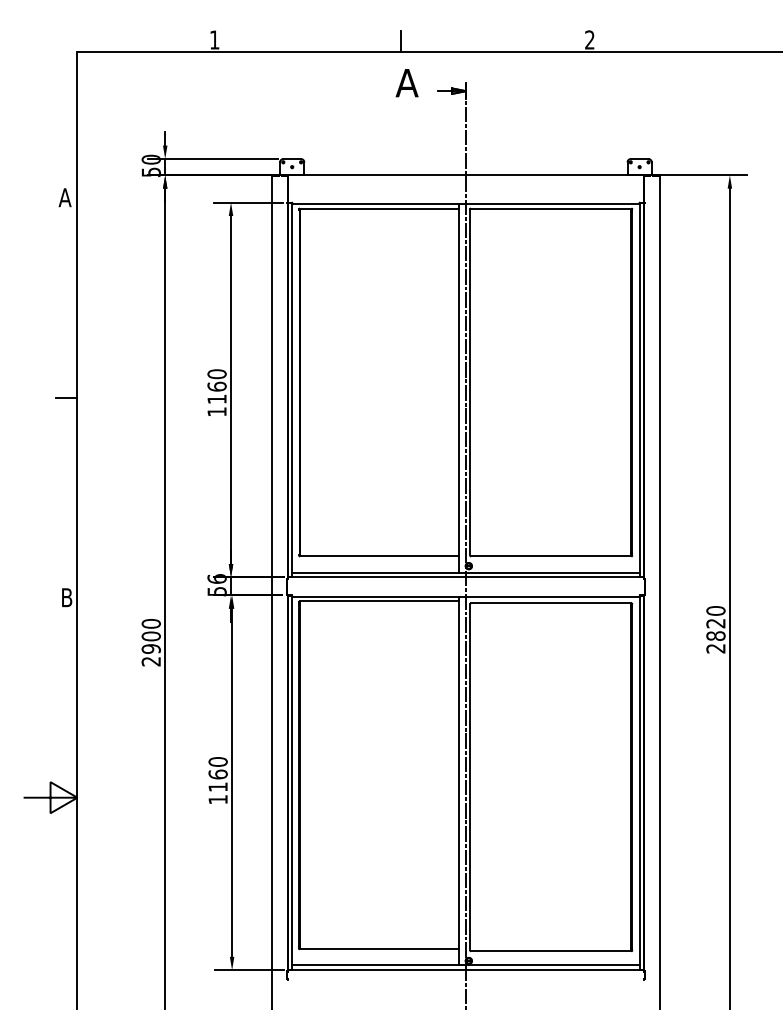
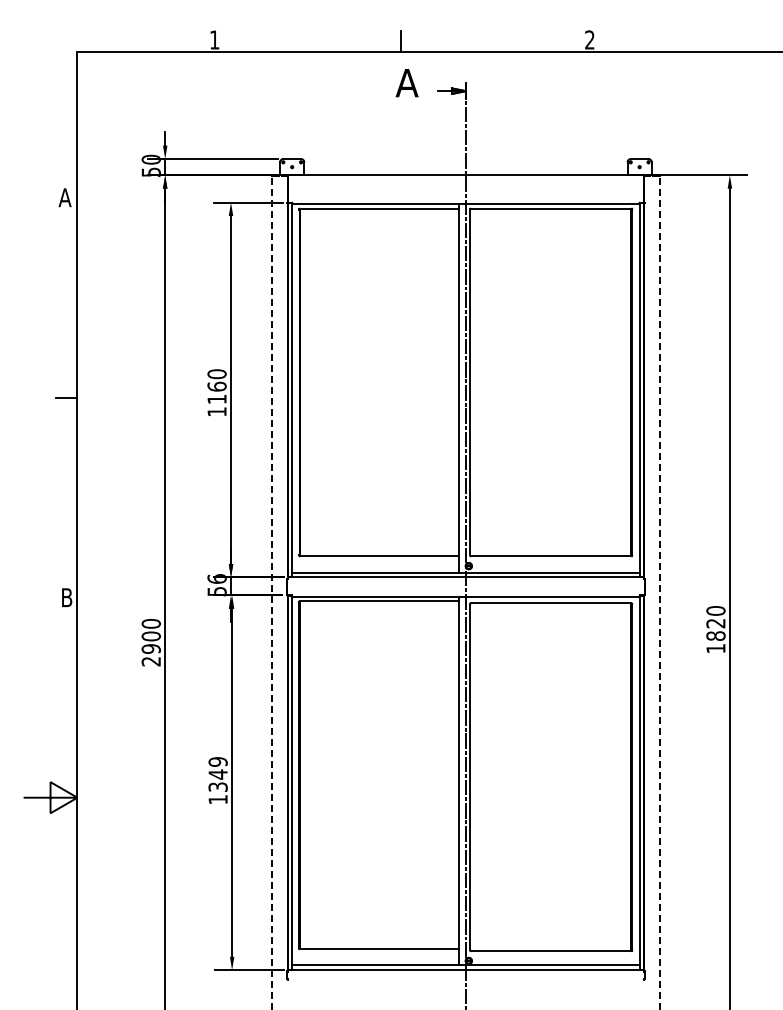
line: solid -> dashed (272, 592)
line: solid -> dashed (659, 592)
text: 2820 -> 1820 (715, 648)
text: 1160 -> 1349 (217, 774)
